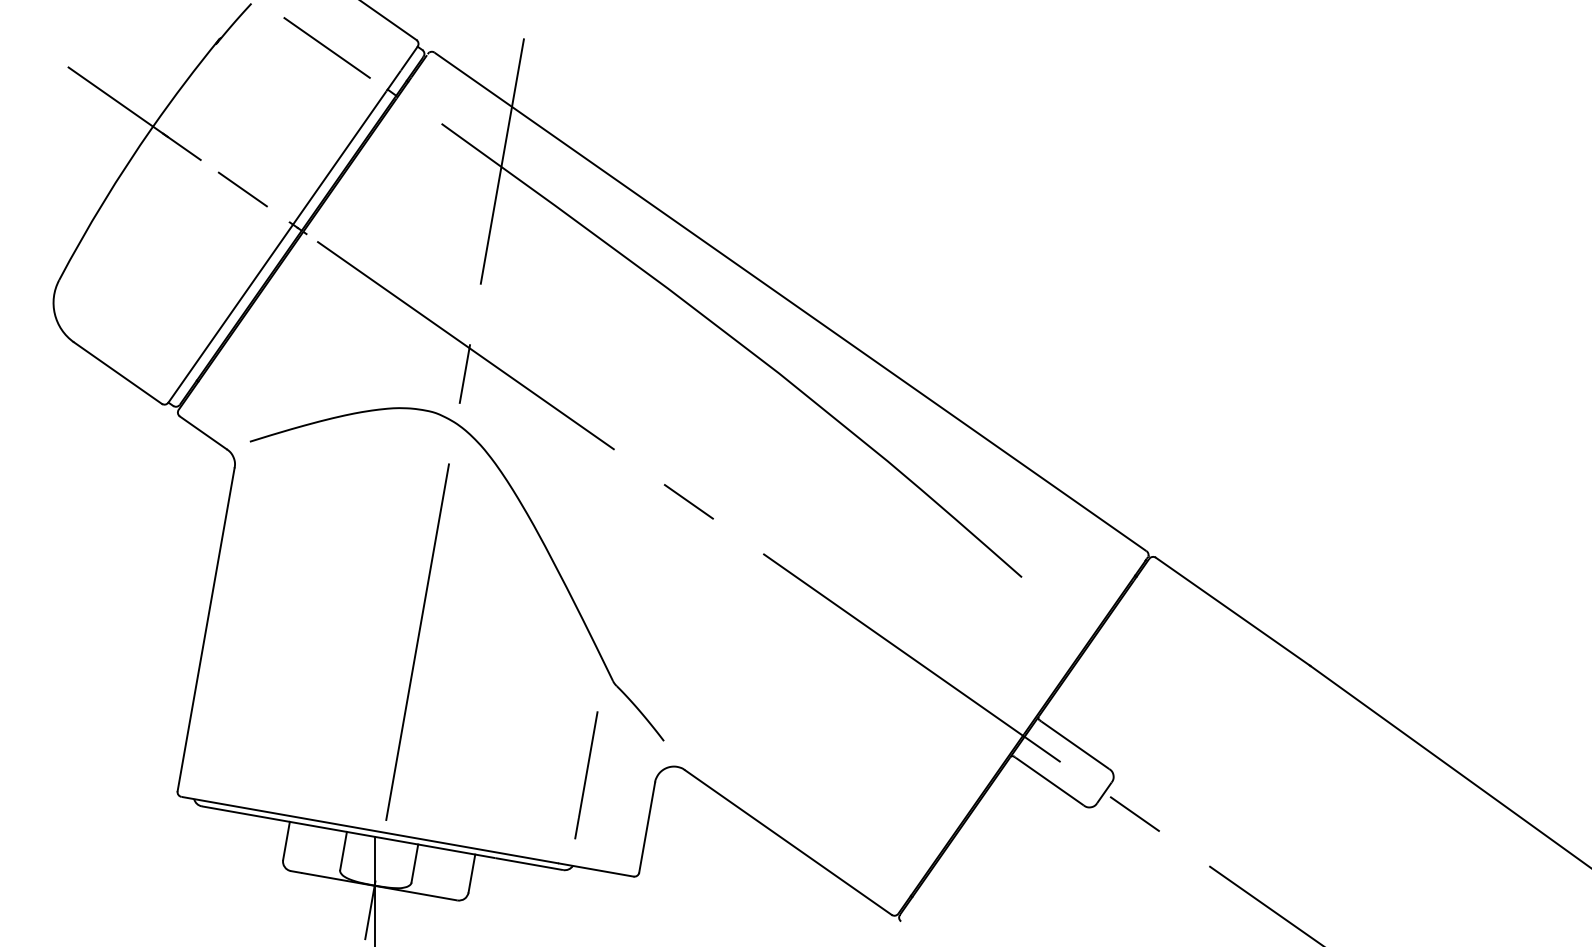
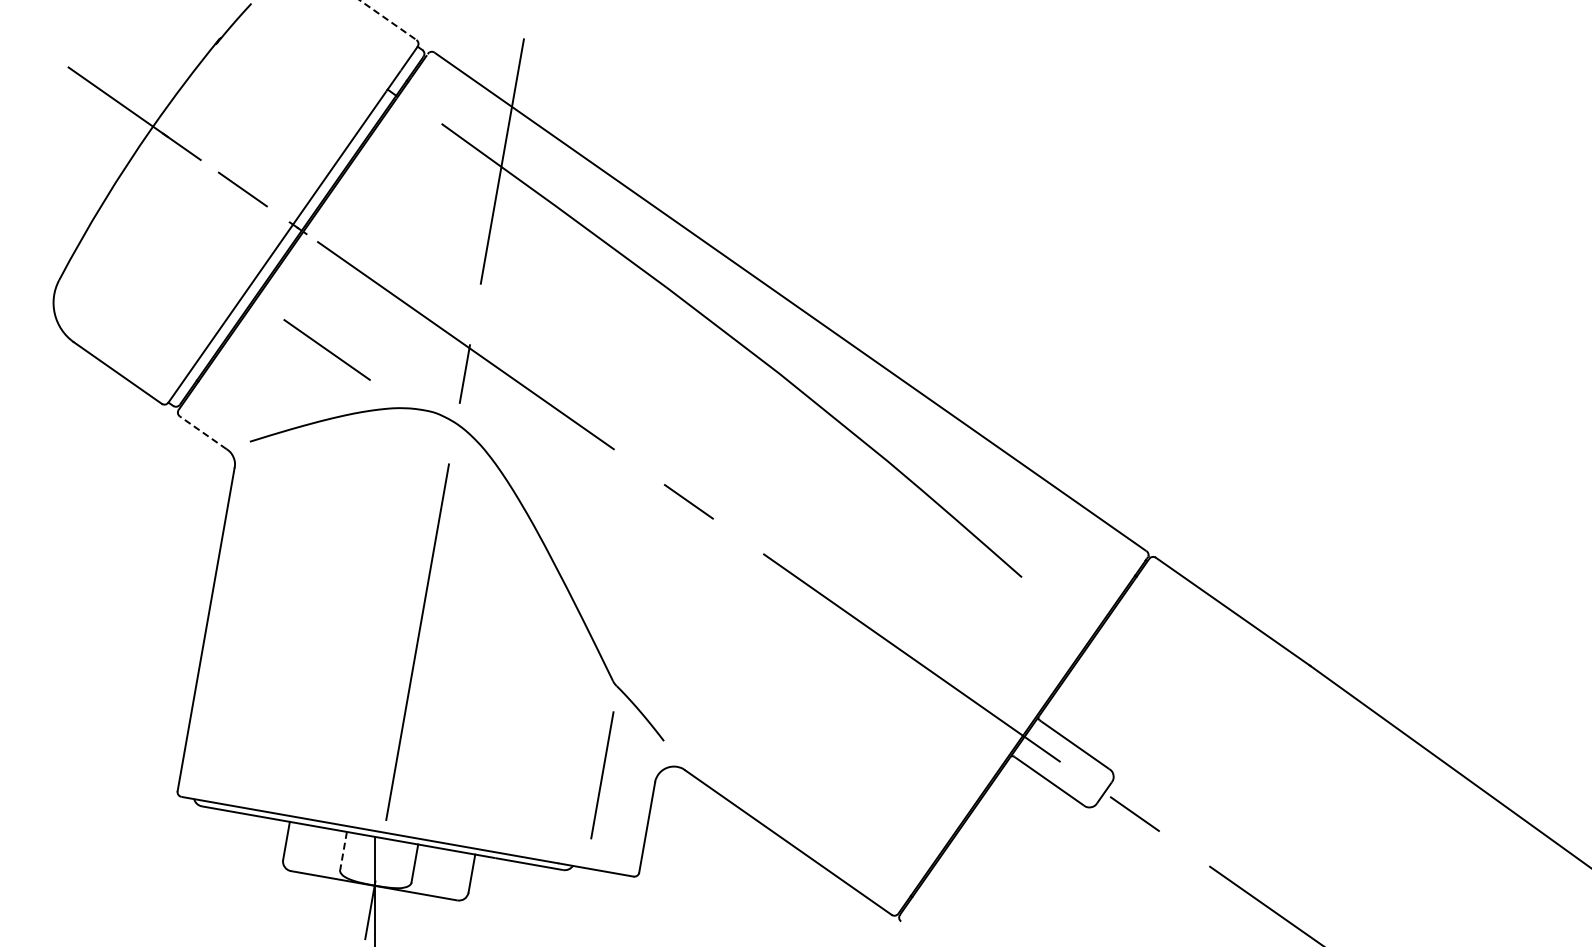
line: solid -> dashed (388, 20)
line position: (326, 47) -> (326, 349) (326, 349)
line: solid -> dashed (202, 432)
line position: (586, 775) -> (602, 775) (602, 775)
line: solid -> dashed (343, 851)
